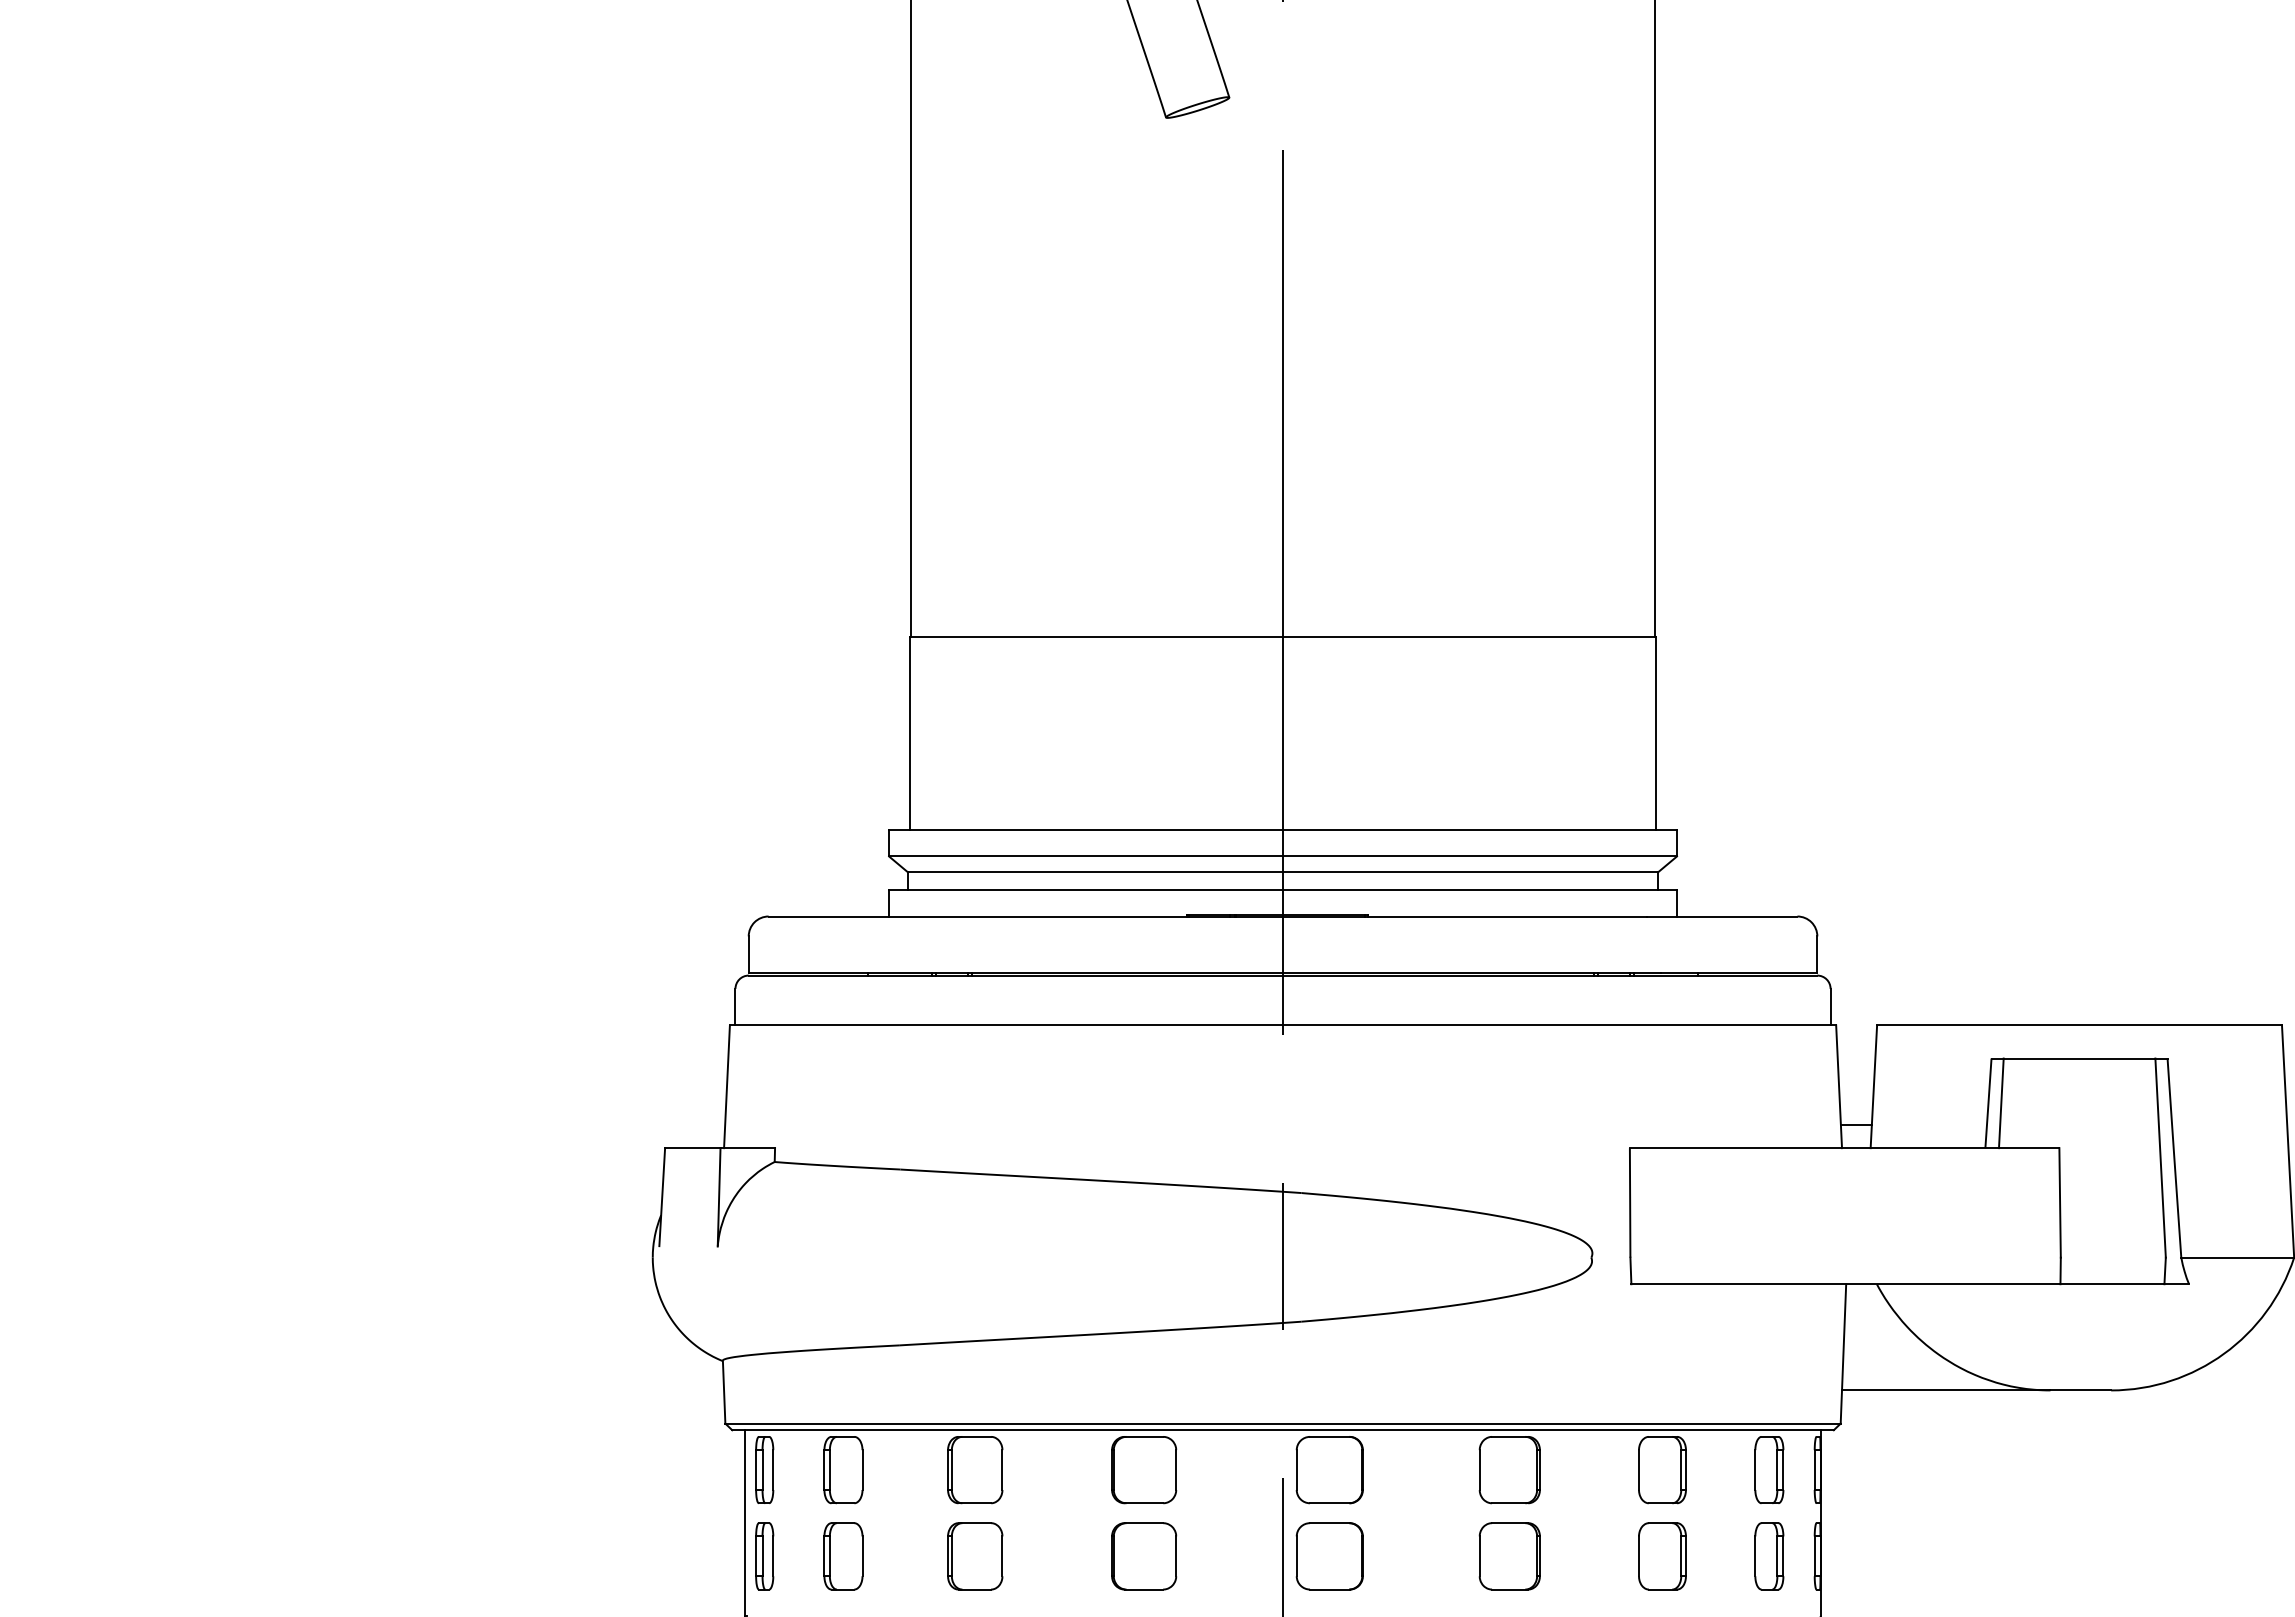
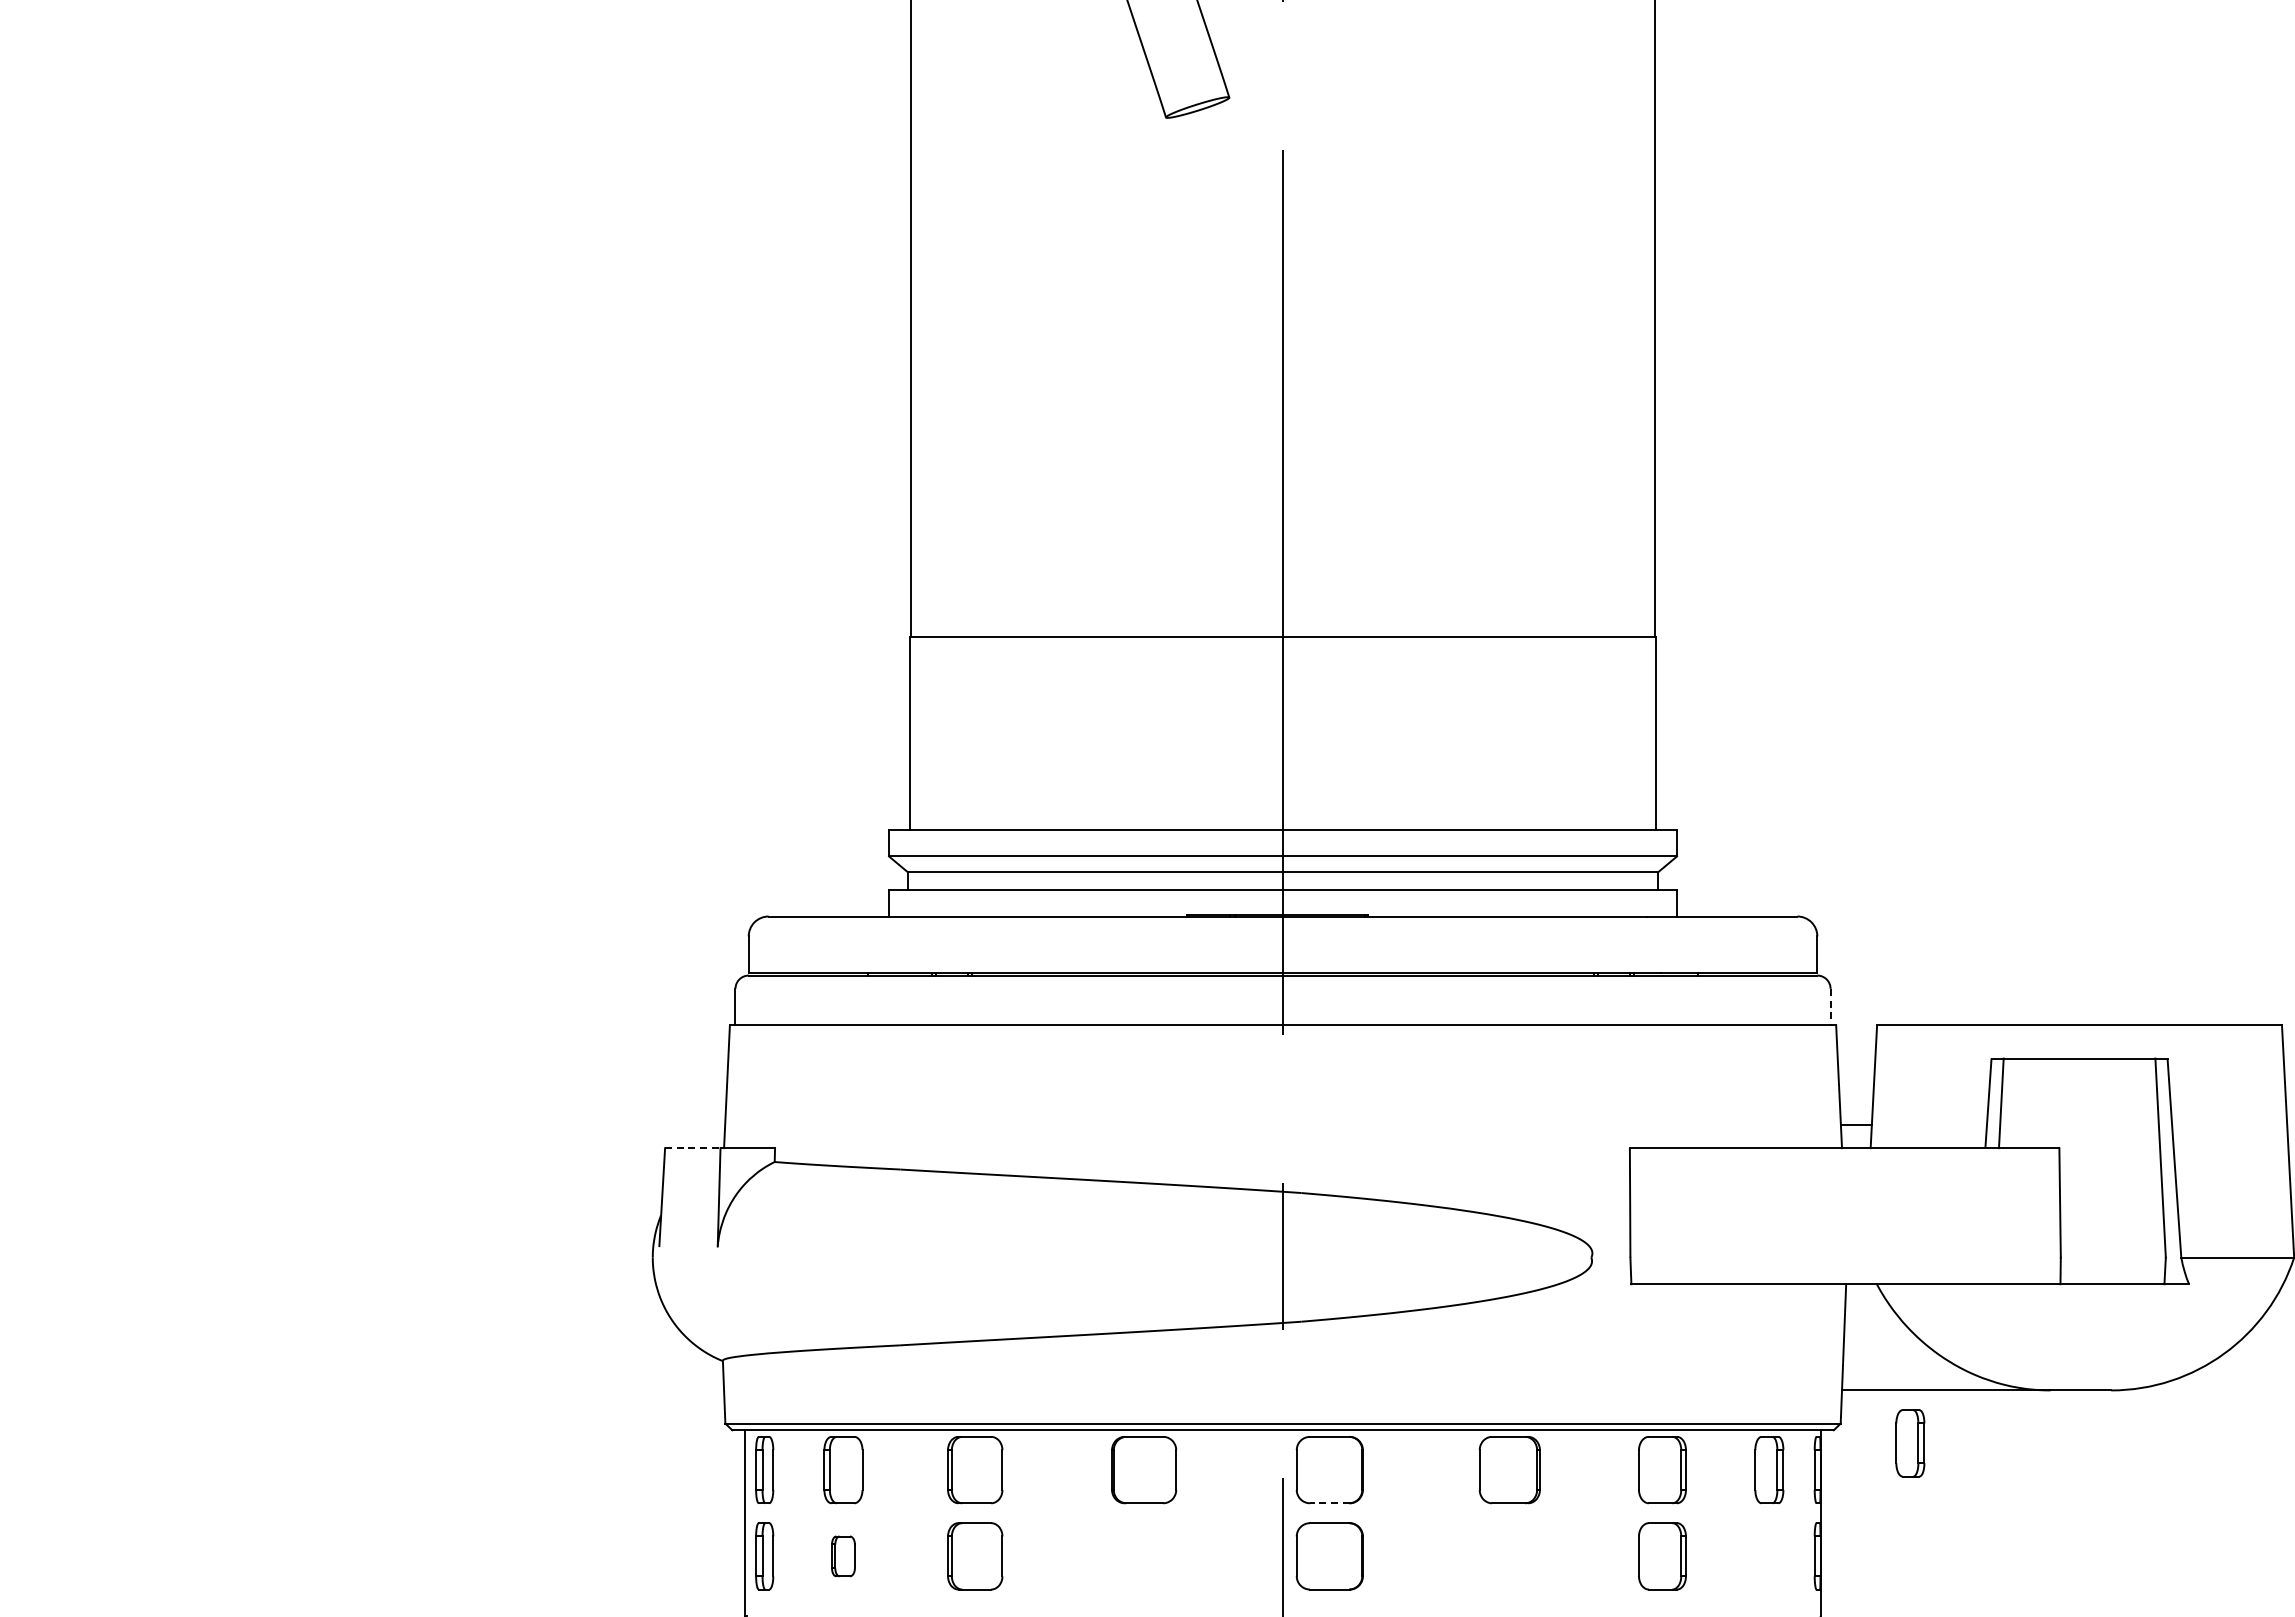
line: solid -> dashed (1830, 1007)
line: solid -> dashed (692, 1148)
line: solid -> dashed (1329, 1503)
part size: 41x69 px -> 25x43 px (843, 1556)
part: present -> none (1144, 1556)
part: present -> none (1509, 1556)
part position: (1769, 1556) -> (1910, 1443) (1910, 1443)
